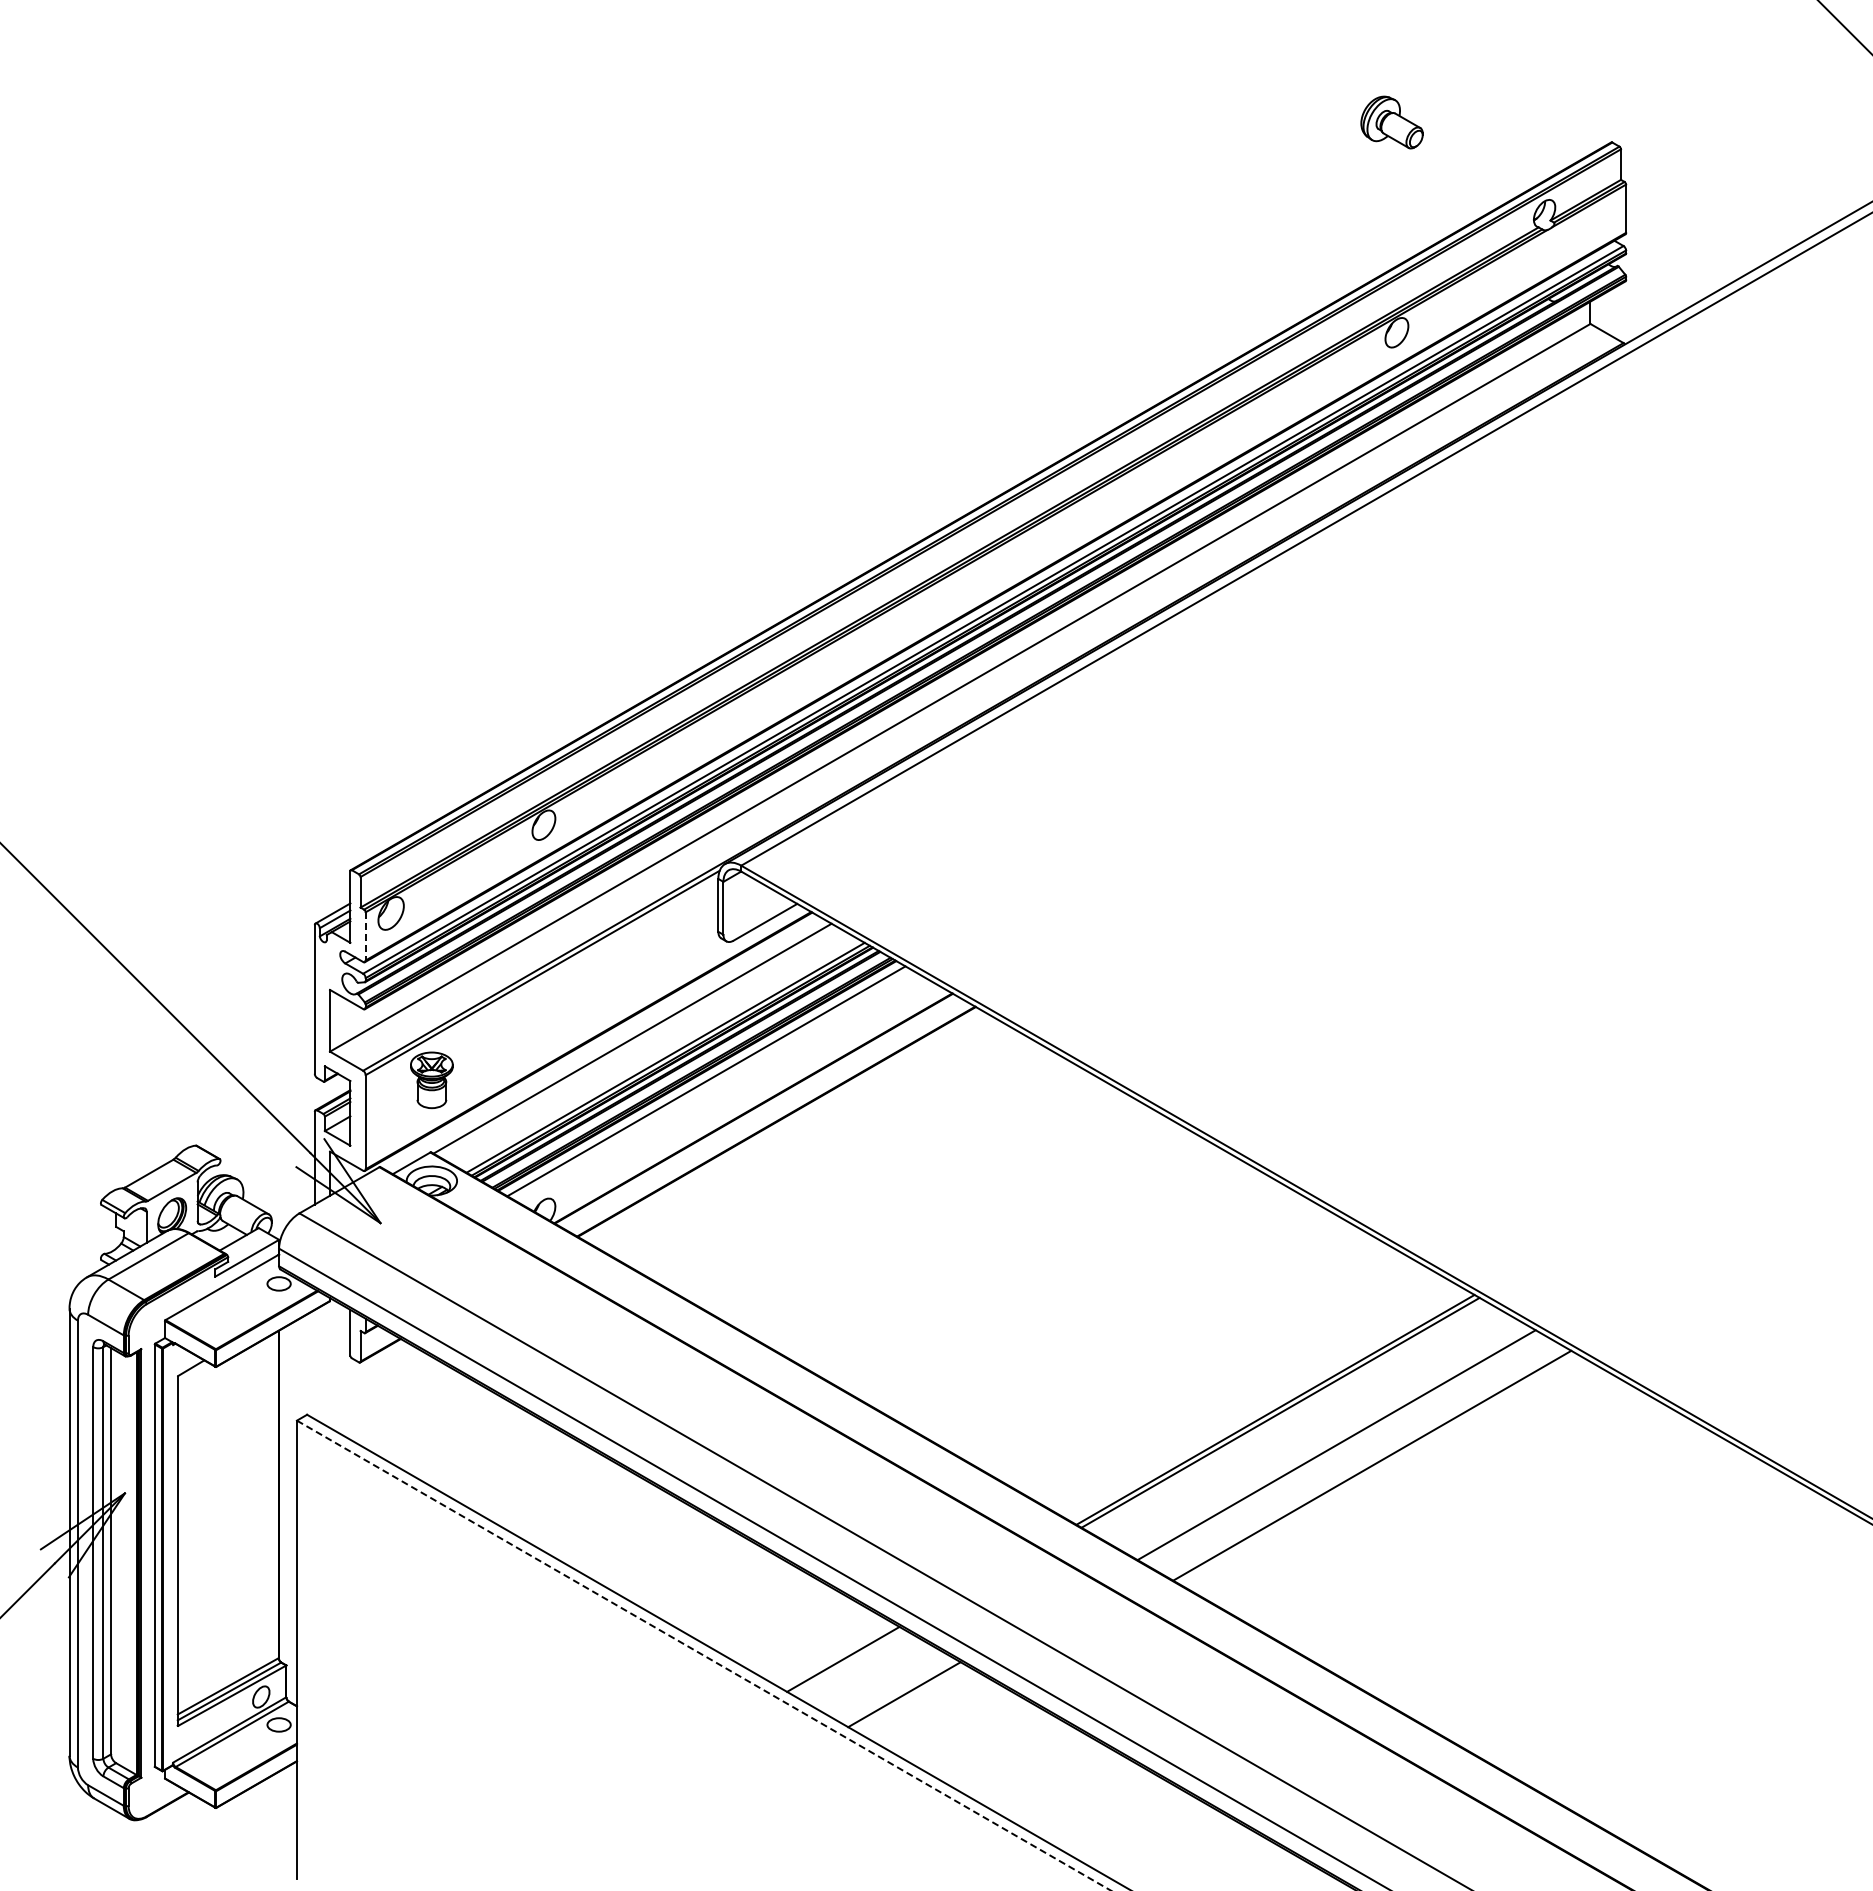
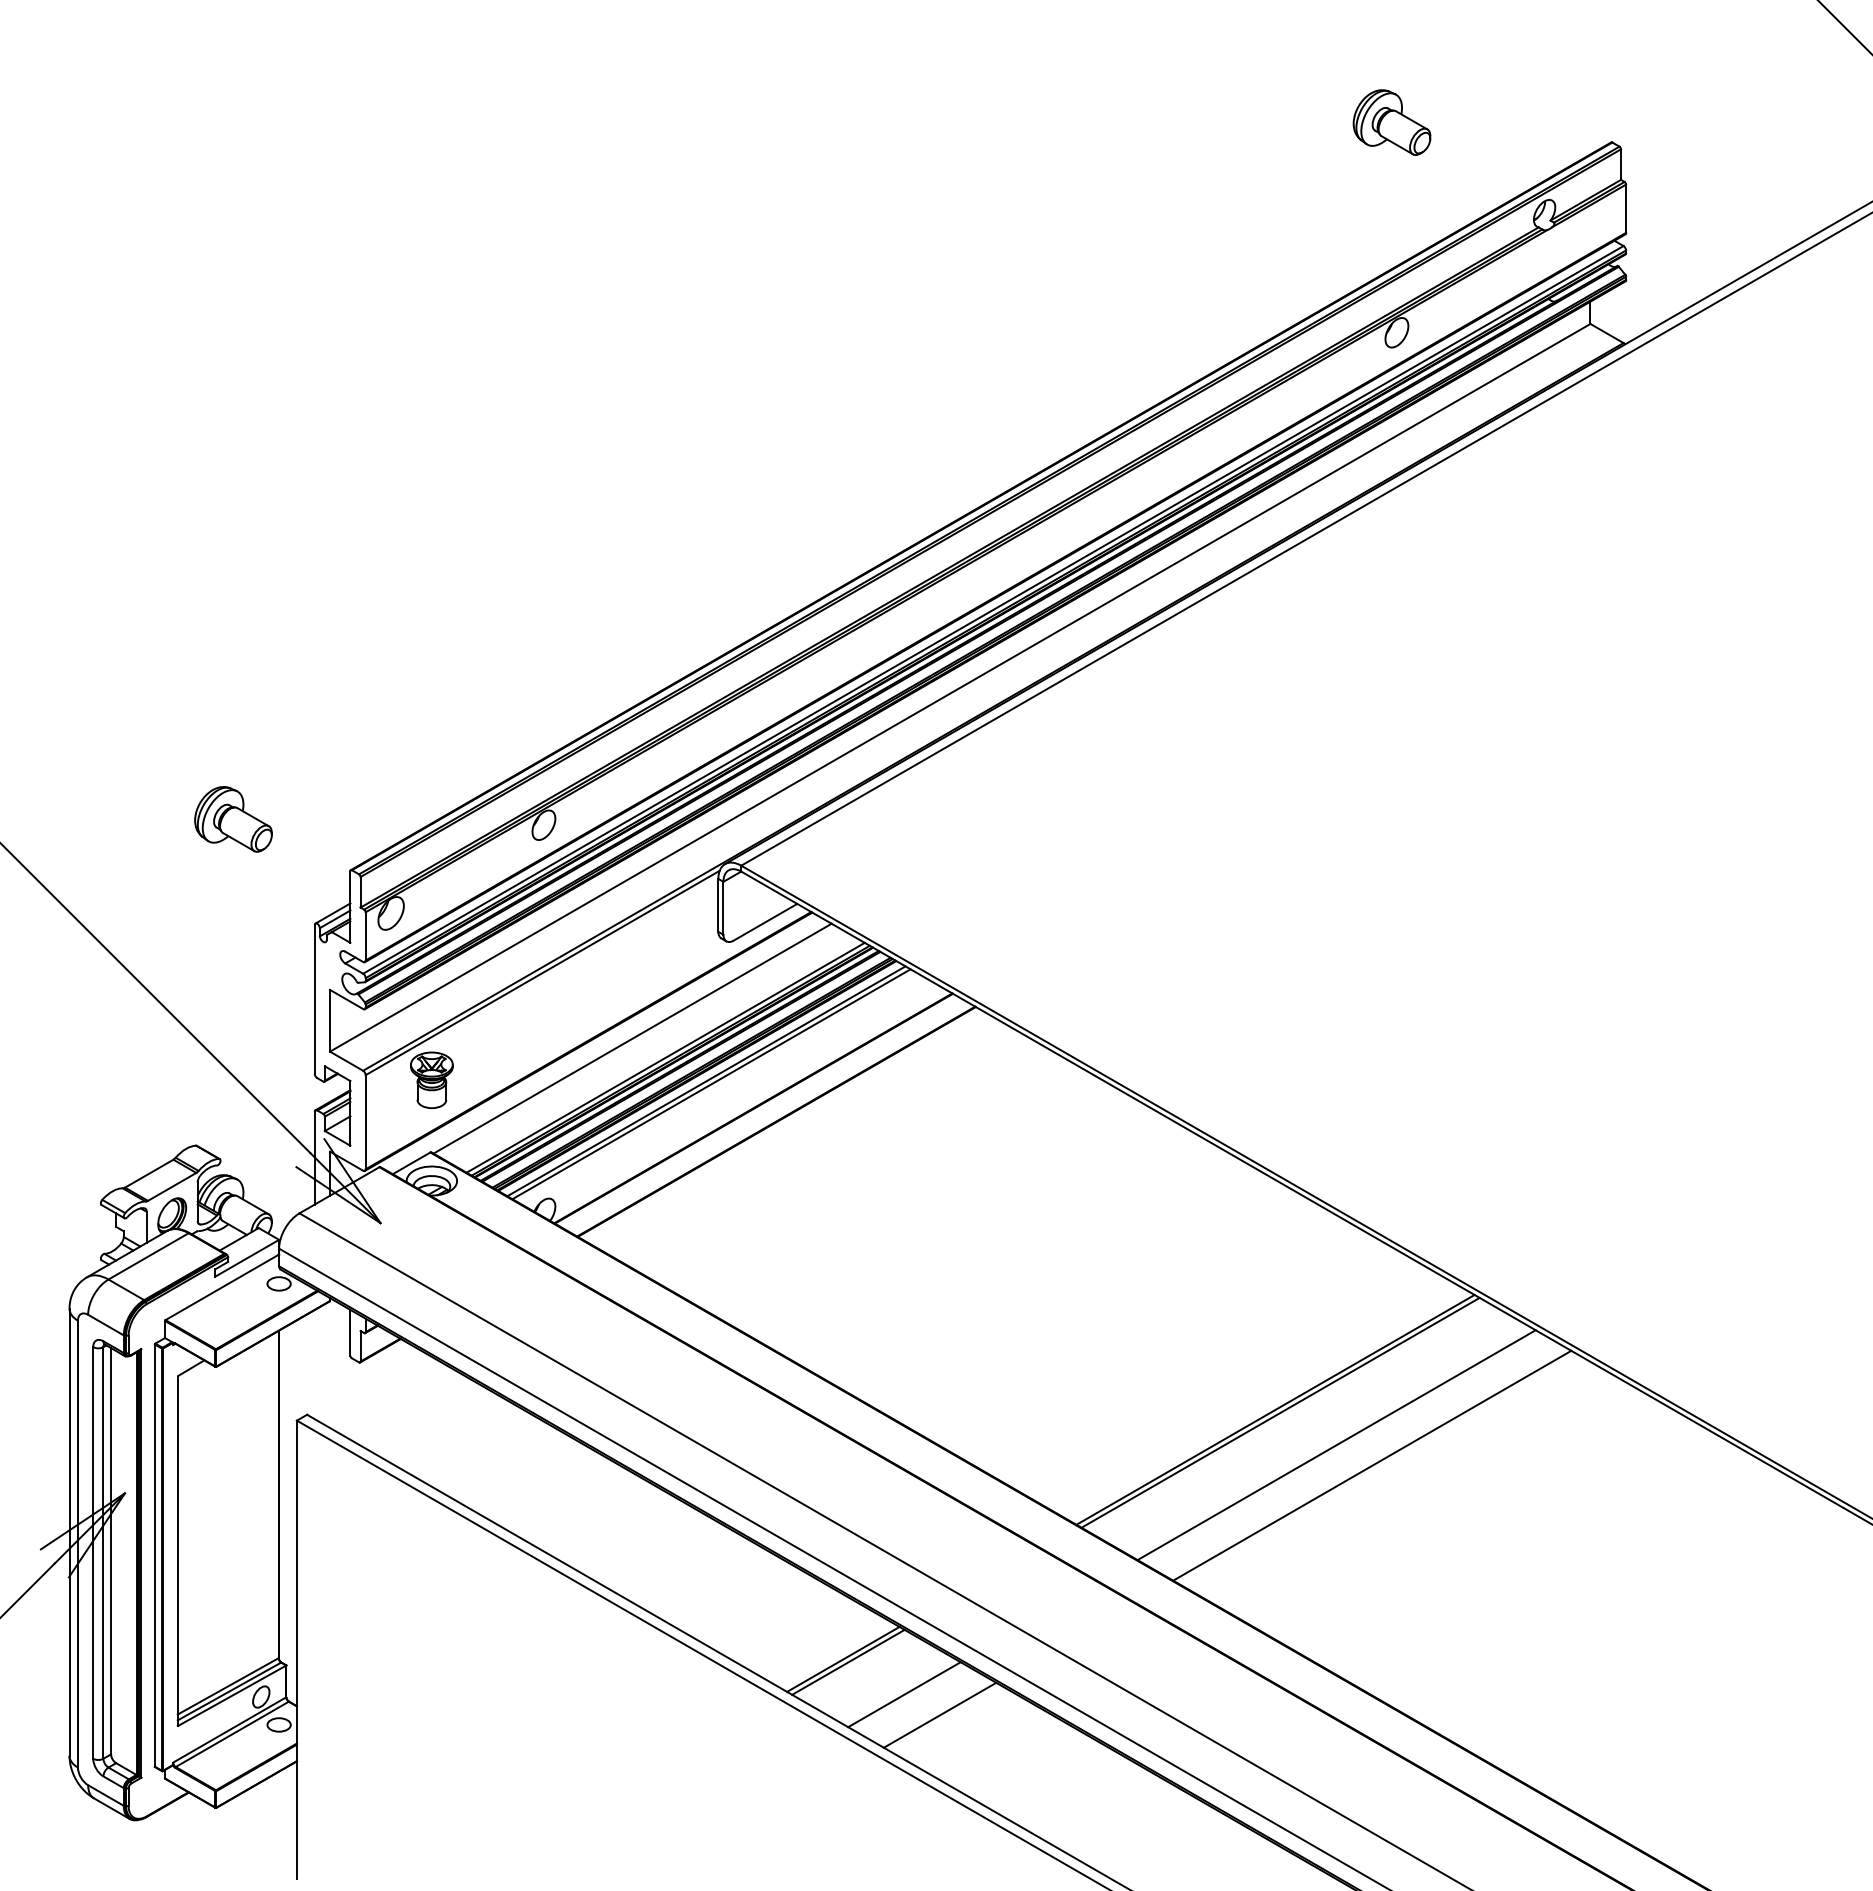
part size: 64x55 px -> 80x67 px (1391, 122)
part: none -> present (233, 819)
line: dashed -> solid (365, 936)
line: none -> present (711, 1084)
line: dashed -> solid (703, 1655)
line: none -> present (848, 1661)
line: none -> present (939, 1714)
